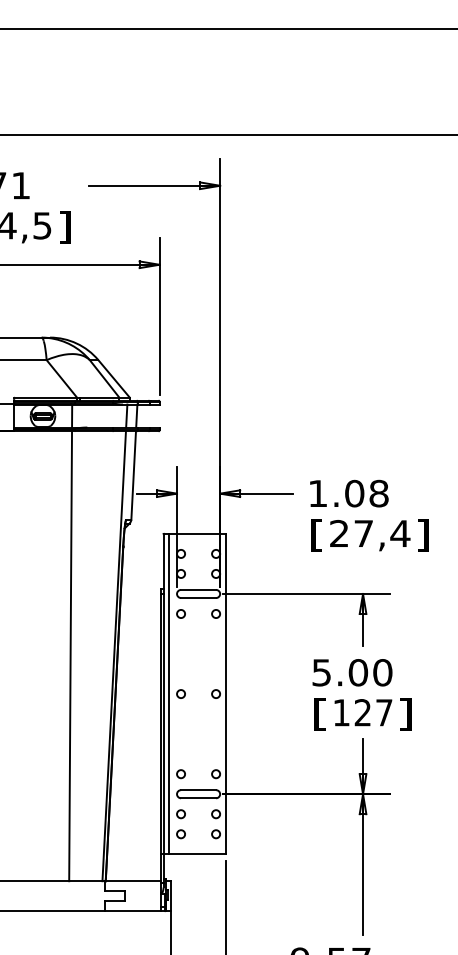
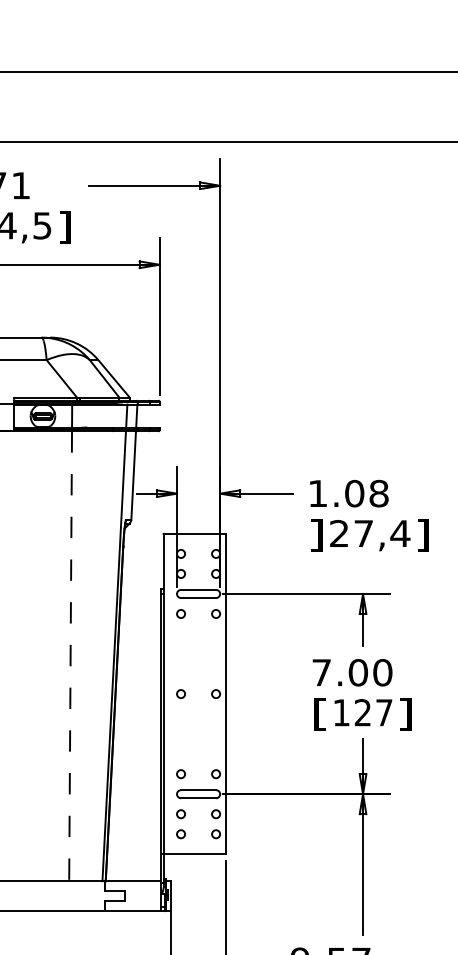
line position: (228, 28) -> (228, 71) (228, 71)
line position: (228, 135) -> (228, 142) (228, 142)
text: [ -> ] (316, 535)
line: solid -> dashed (70, 656)
text: 5.00 -> 7.00 (321, 672)
line: present -> none (168, 693)
